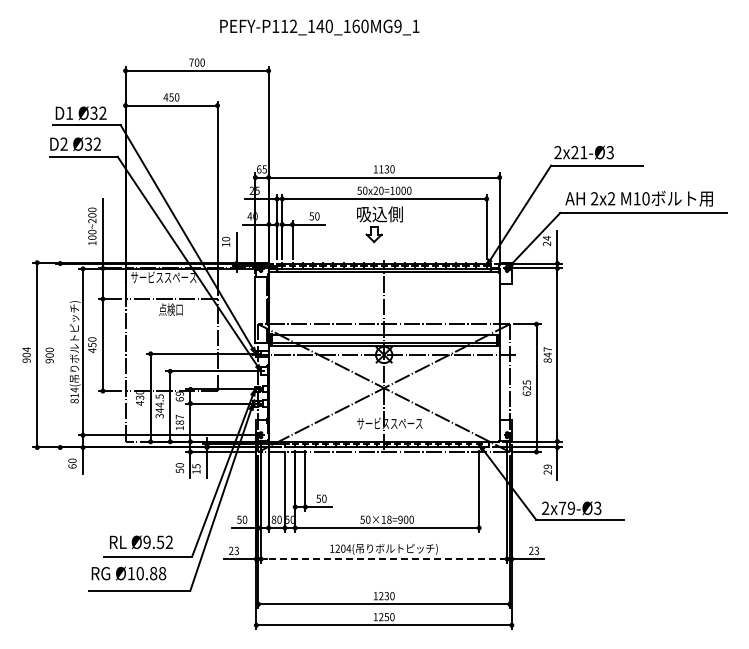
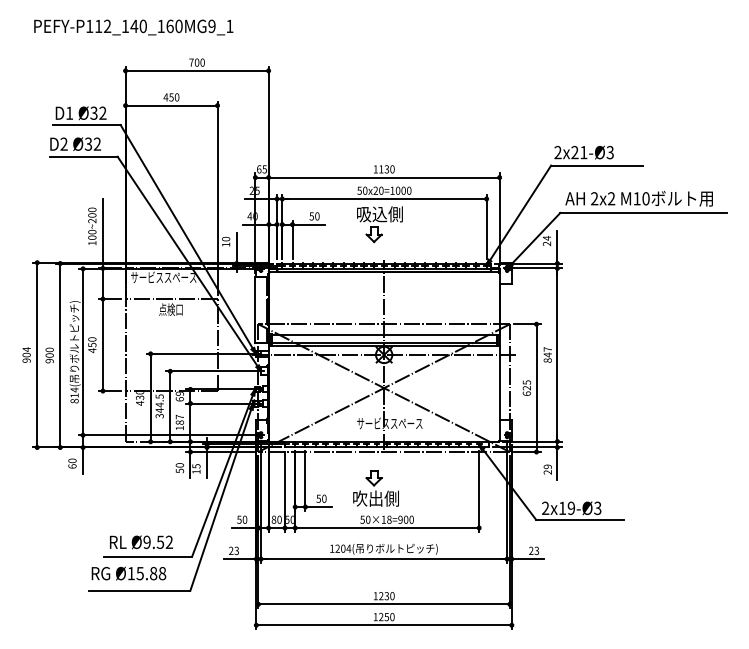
text position: (319, 27) -> (133, 27) (133, 27)
line: none -> present (60, 355)
part: none -> present (375, 488)
text: 2x79-Ø3 -> 2x19-Ø3 (562, 507)
line: dashed -> solid (383, 559)
text: Ø10.88 -> Ø15.88 (139, 573)
